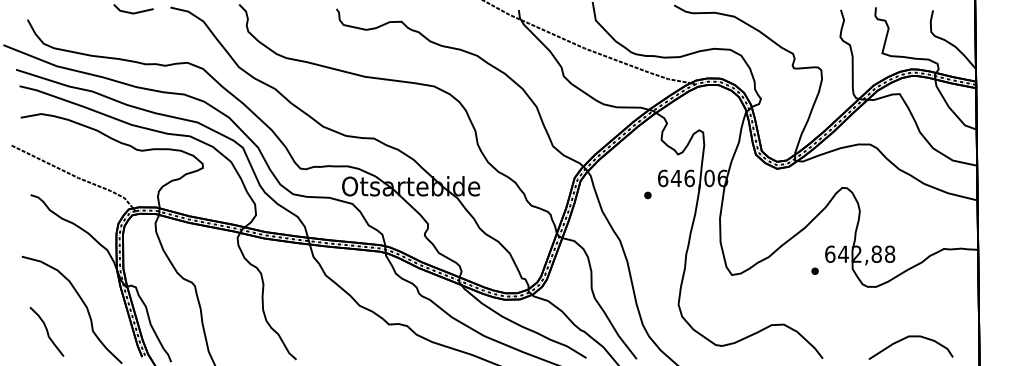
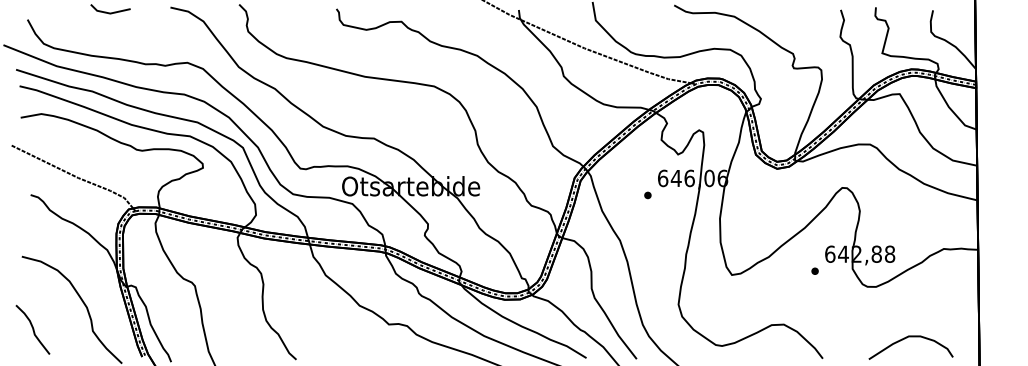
line position: (133, 12) -> (110, 12) (110, 12)
curve position: (46, 331) -> (32, 329) (32, 329)
